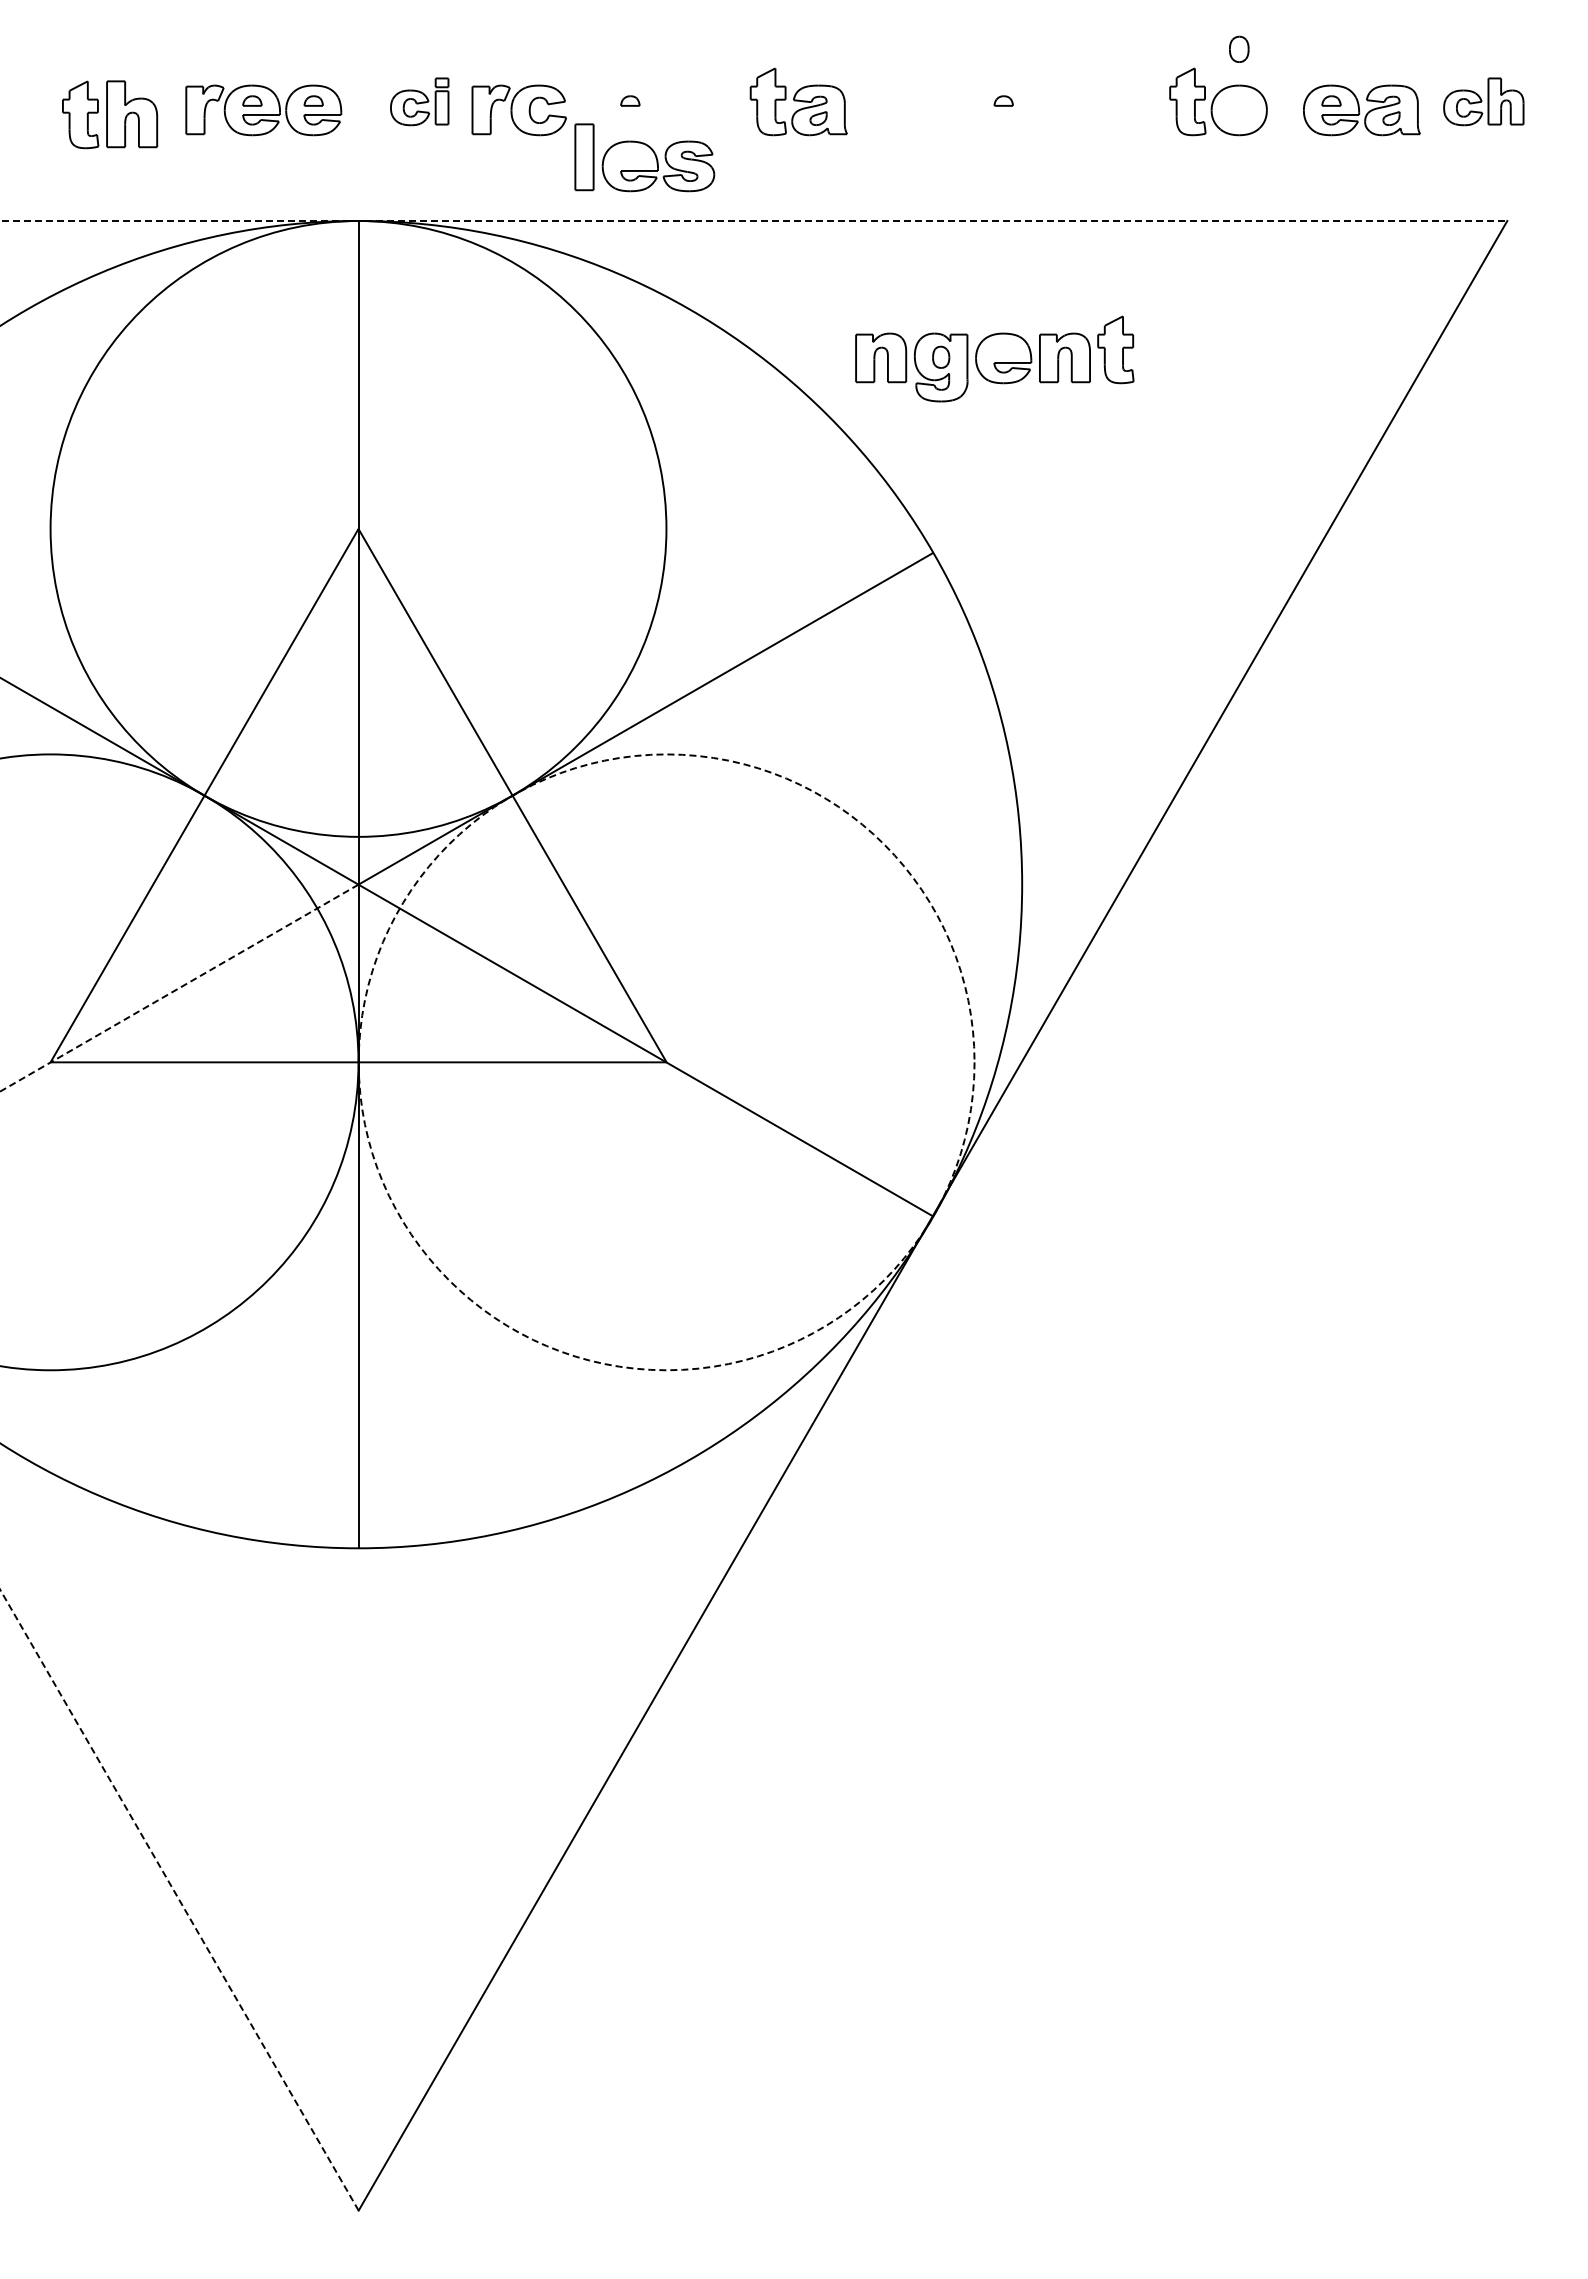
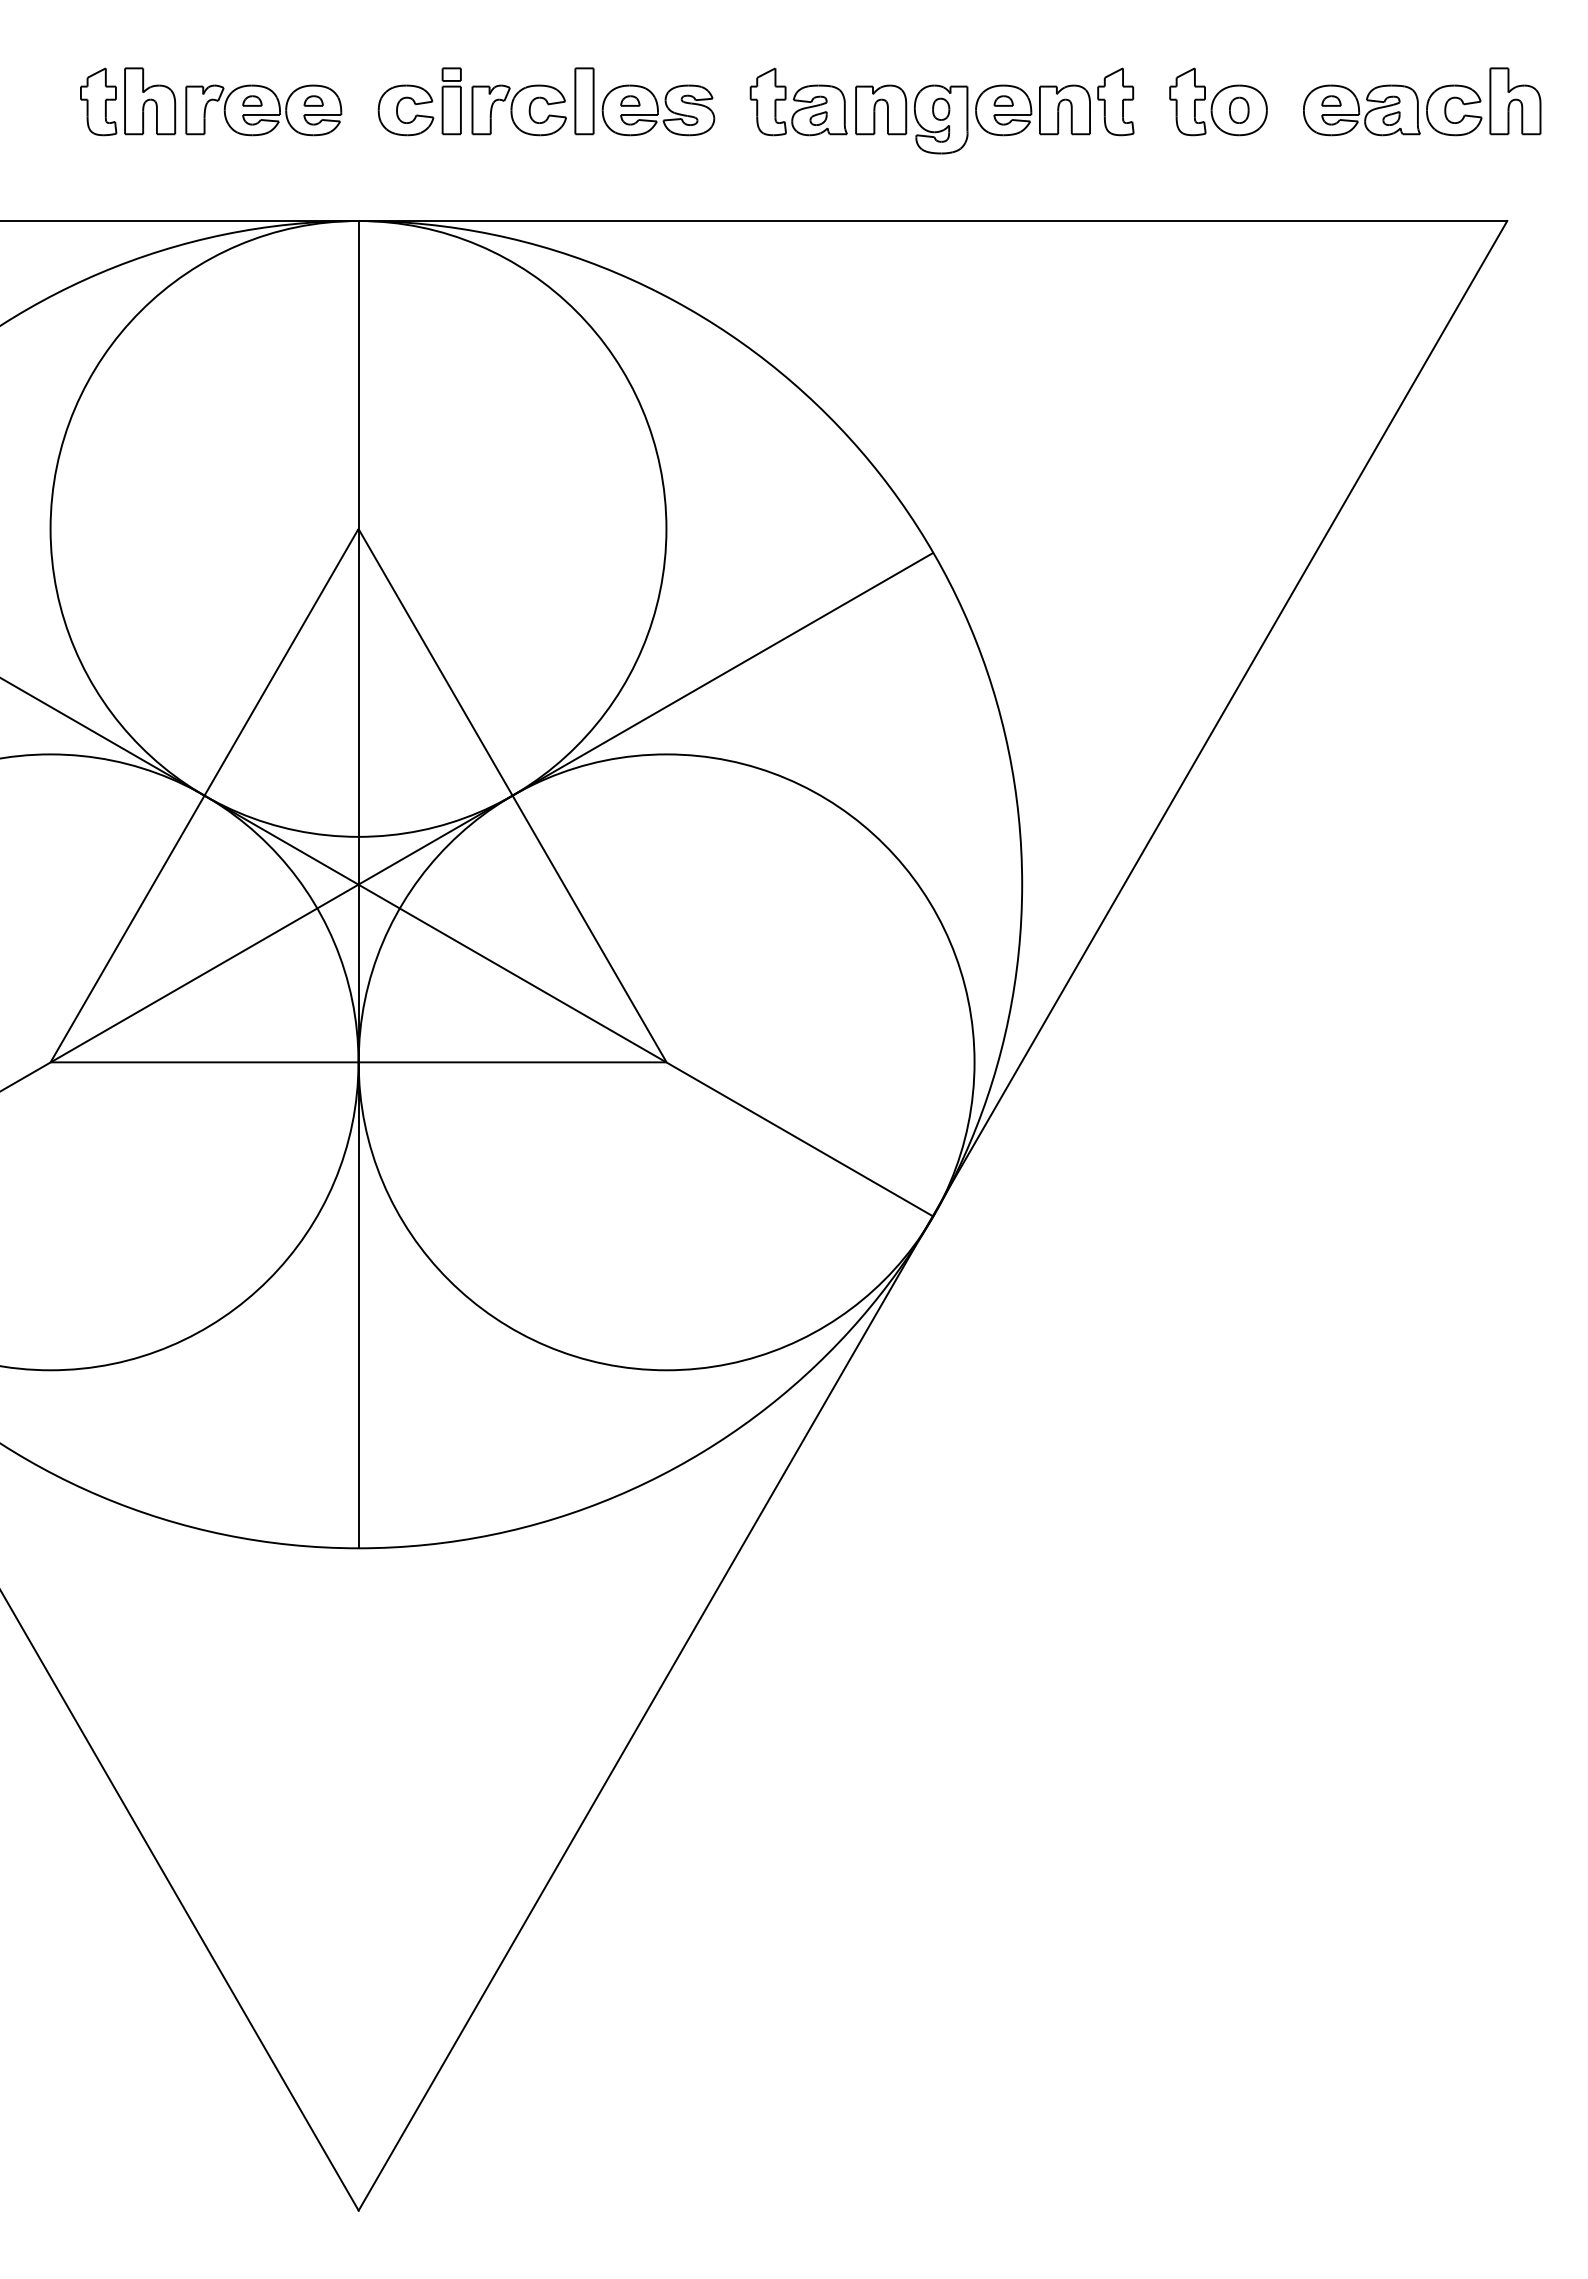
part position: (1239, 48) -> (1239, 109) (1239, 109)
part size: 60x50 px -> 85x70 px (419, 101)
part size: 82x50 px -> 116x70 px (1483, 101)
part position: (110, 114) -> (128, 101) (128, 101)
part position: (644, 157) -> (644, 101) (644, 101)
line: dashed -> solid (754, 221)
part position: (994, 358) -> (994, 110) (994, 110)
line: dashed -> solid (179, 988)
circle: dashed -> solid (666, 1062)
line: dashed -> solid (179, 1899)
